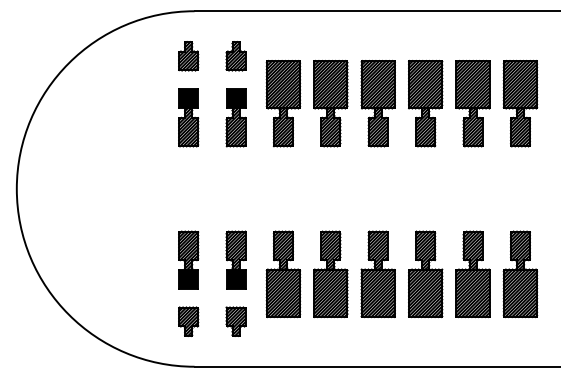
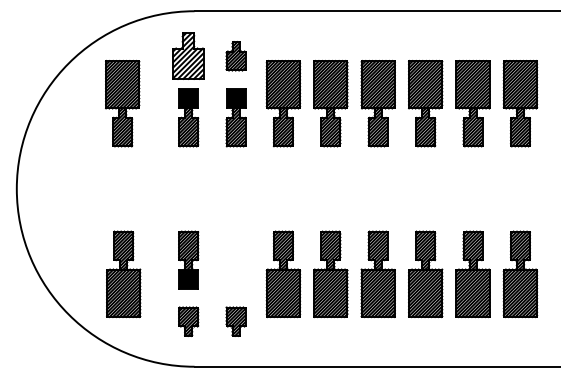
part size: 22x31 px -> 33x48 px (188, 55)
part: none -> present (122, 103)
part: present -> none (235, 259)
part: none -> present (123, 274)
